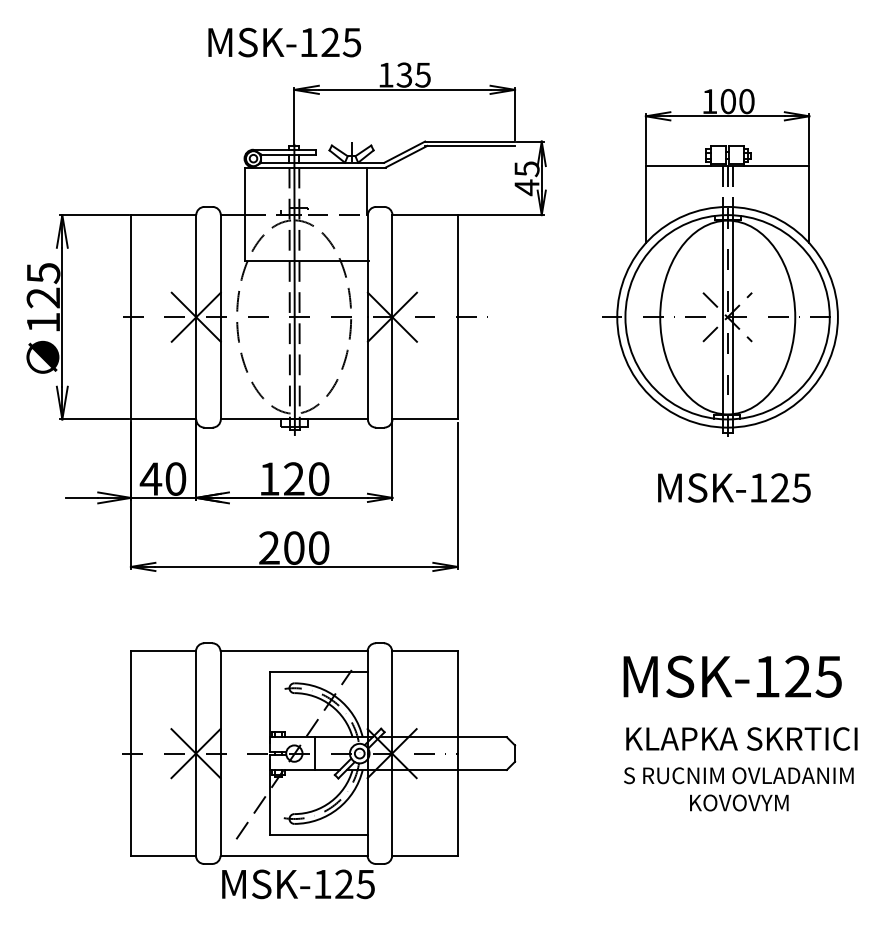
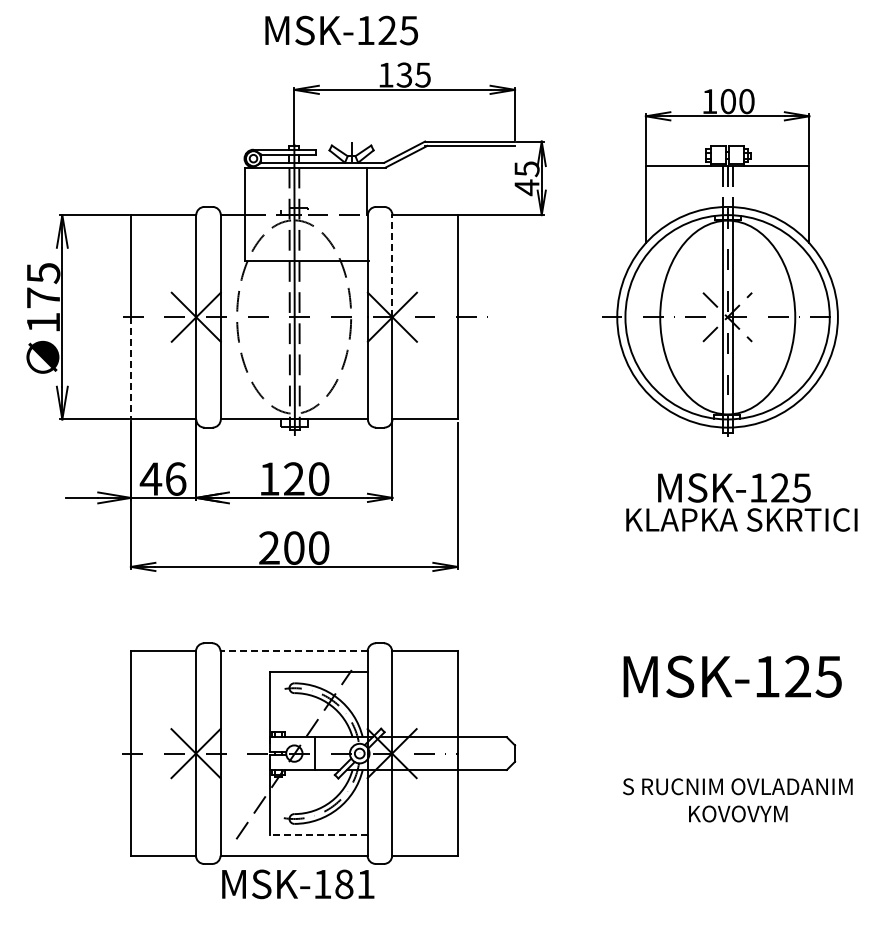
text position: (284, 42) -> (341, 30) (341, 30)
line: solid -> dashed (392, 265)
text: 125 -> 175 (42, 297)
line: solid -> dashed (130, 368)
text: 40 -> 46 (175, 478)
line: solid -> dashed (294, 651)
text position: (741, 738) -> (741, 519) (741, 519)
text position: (738, 789) -> (737, 800) (737, 800)
line: solid -> dashed (318, 835)
text: MSK-125 -> MSK-181 (354, 884)
